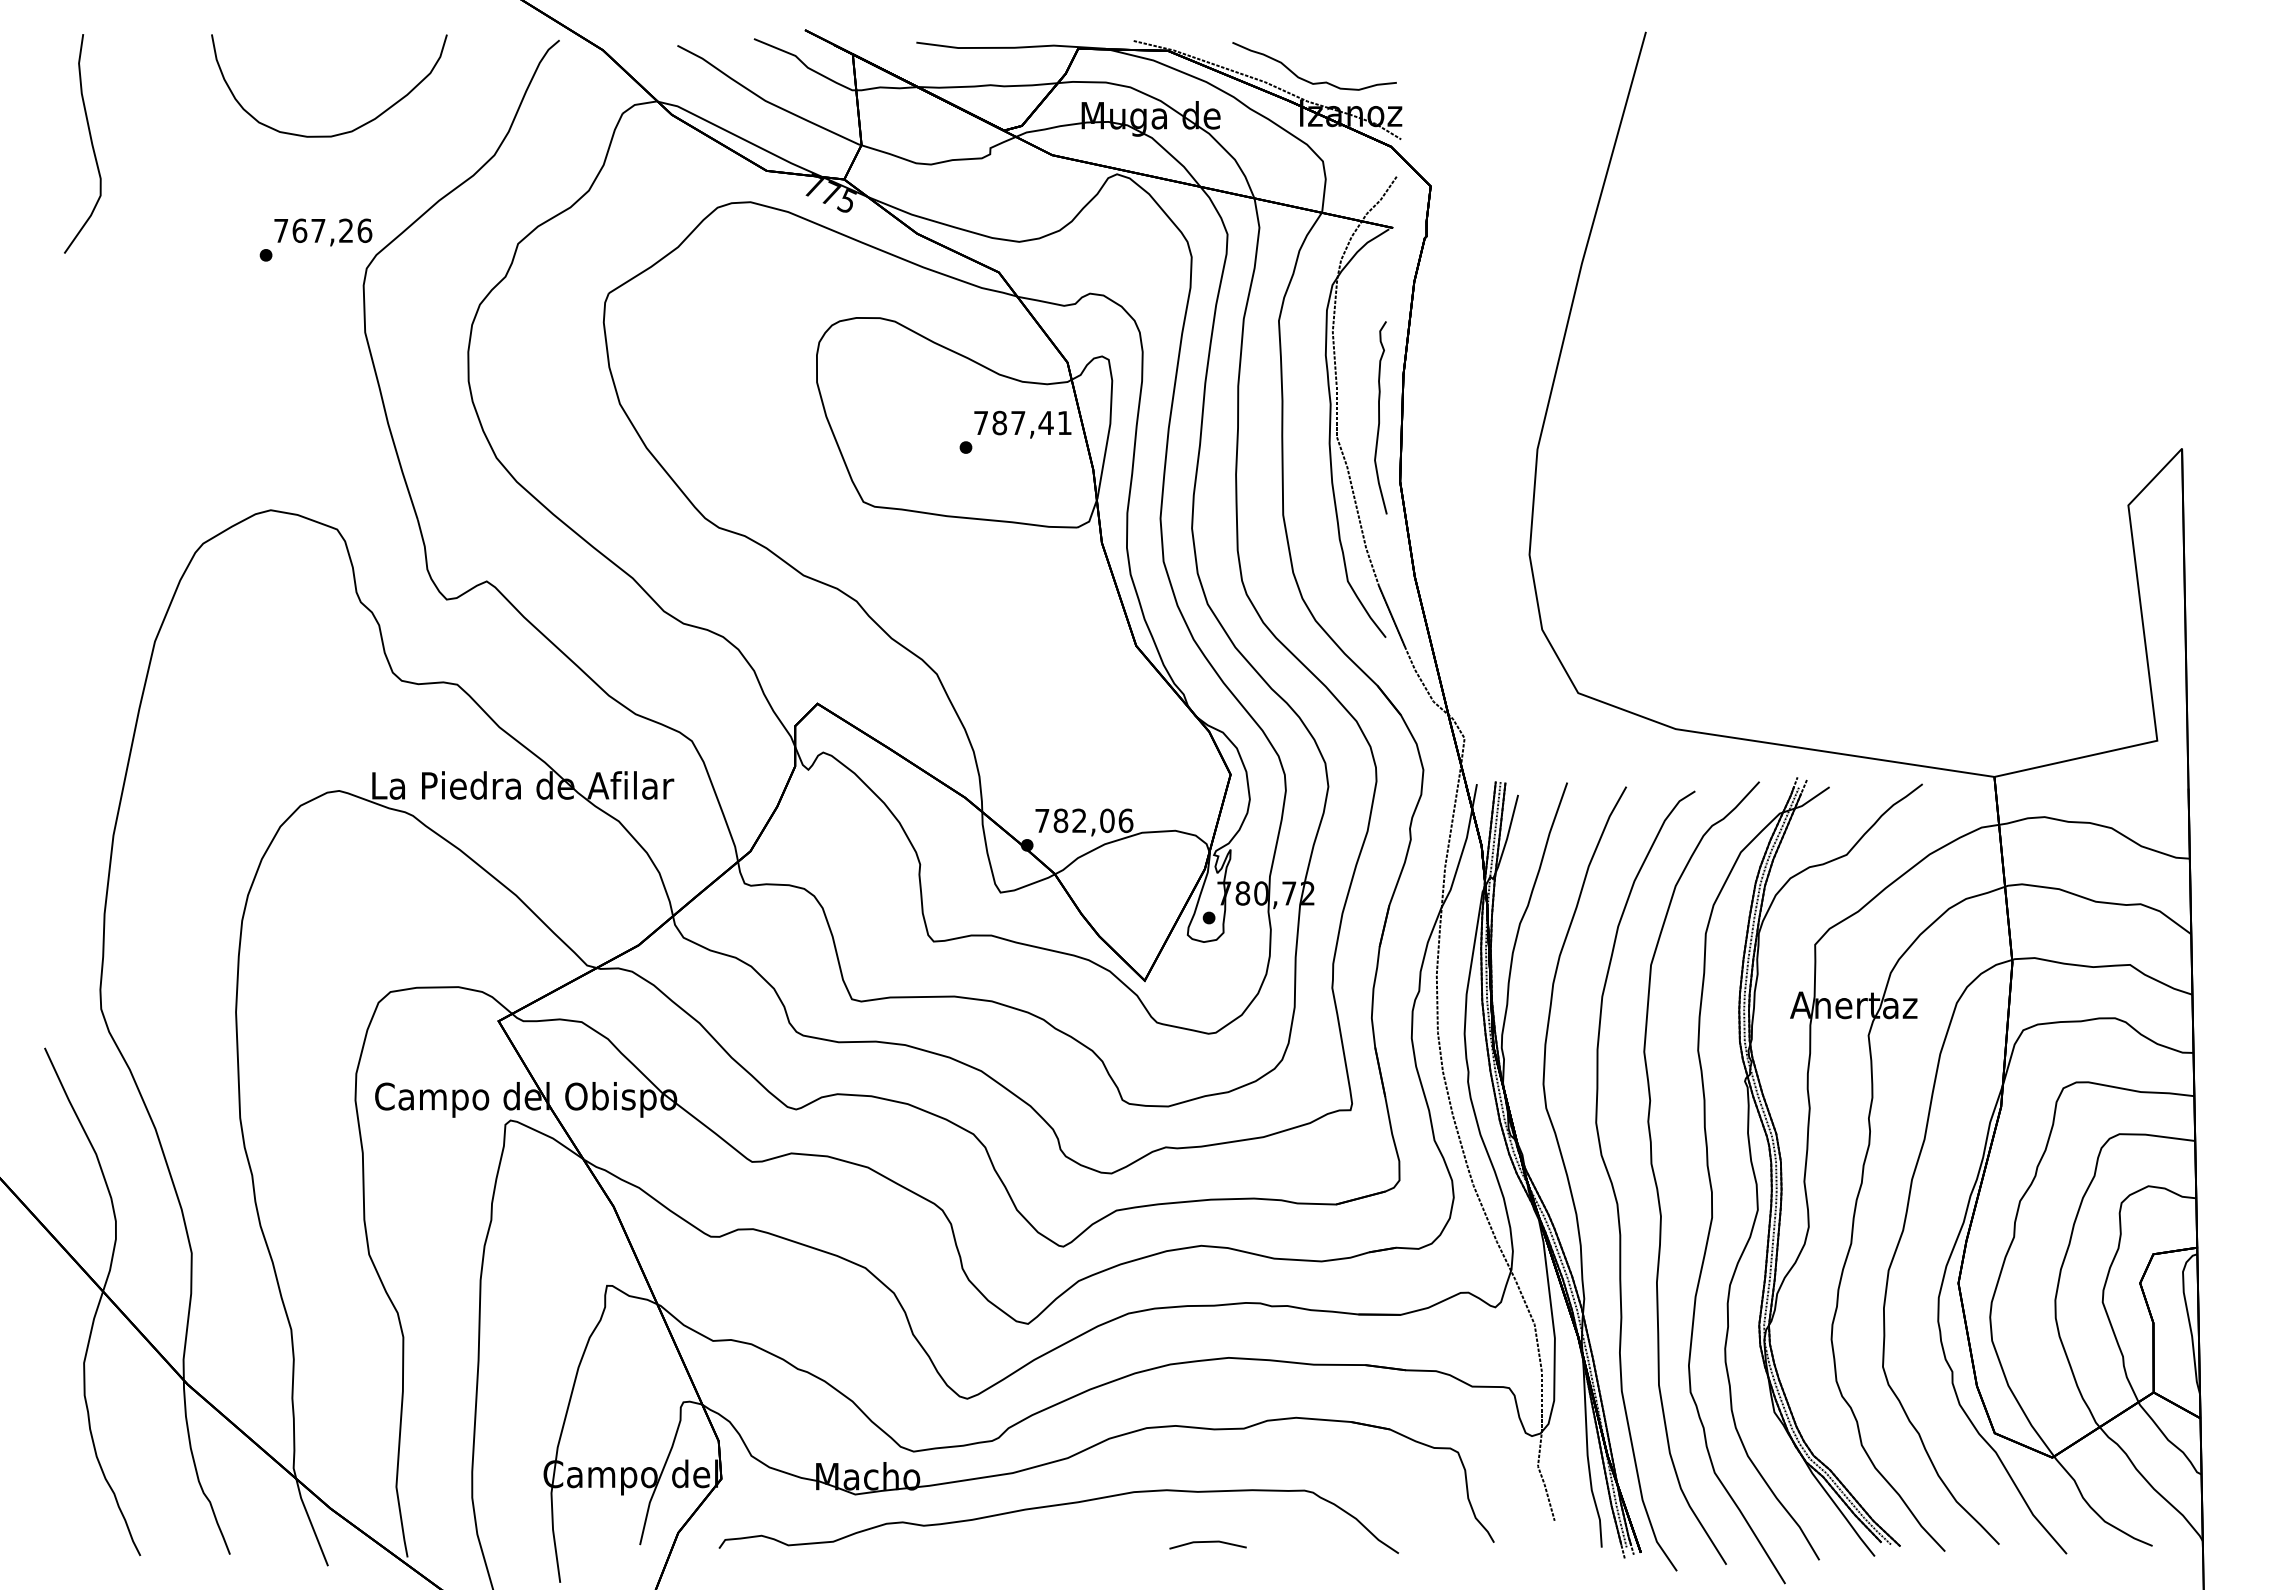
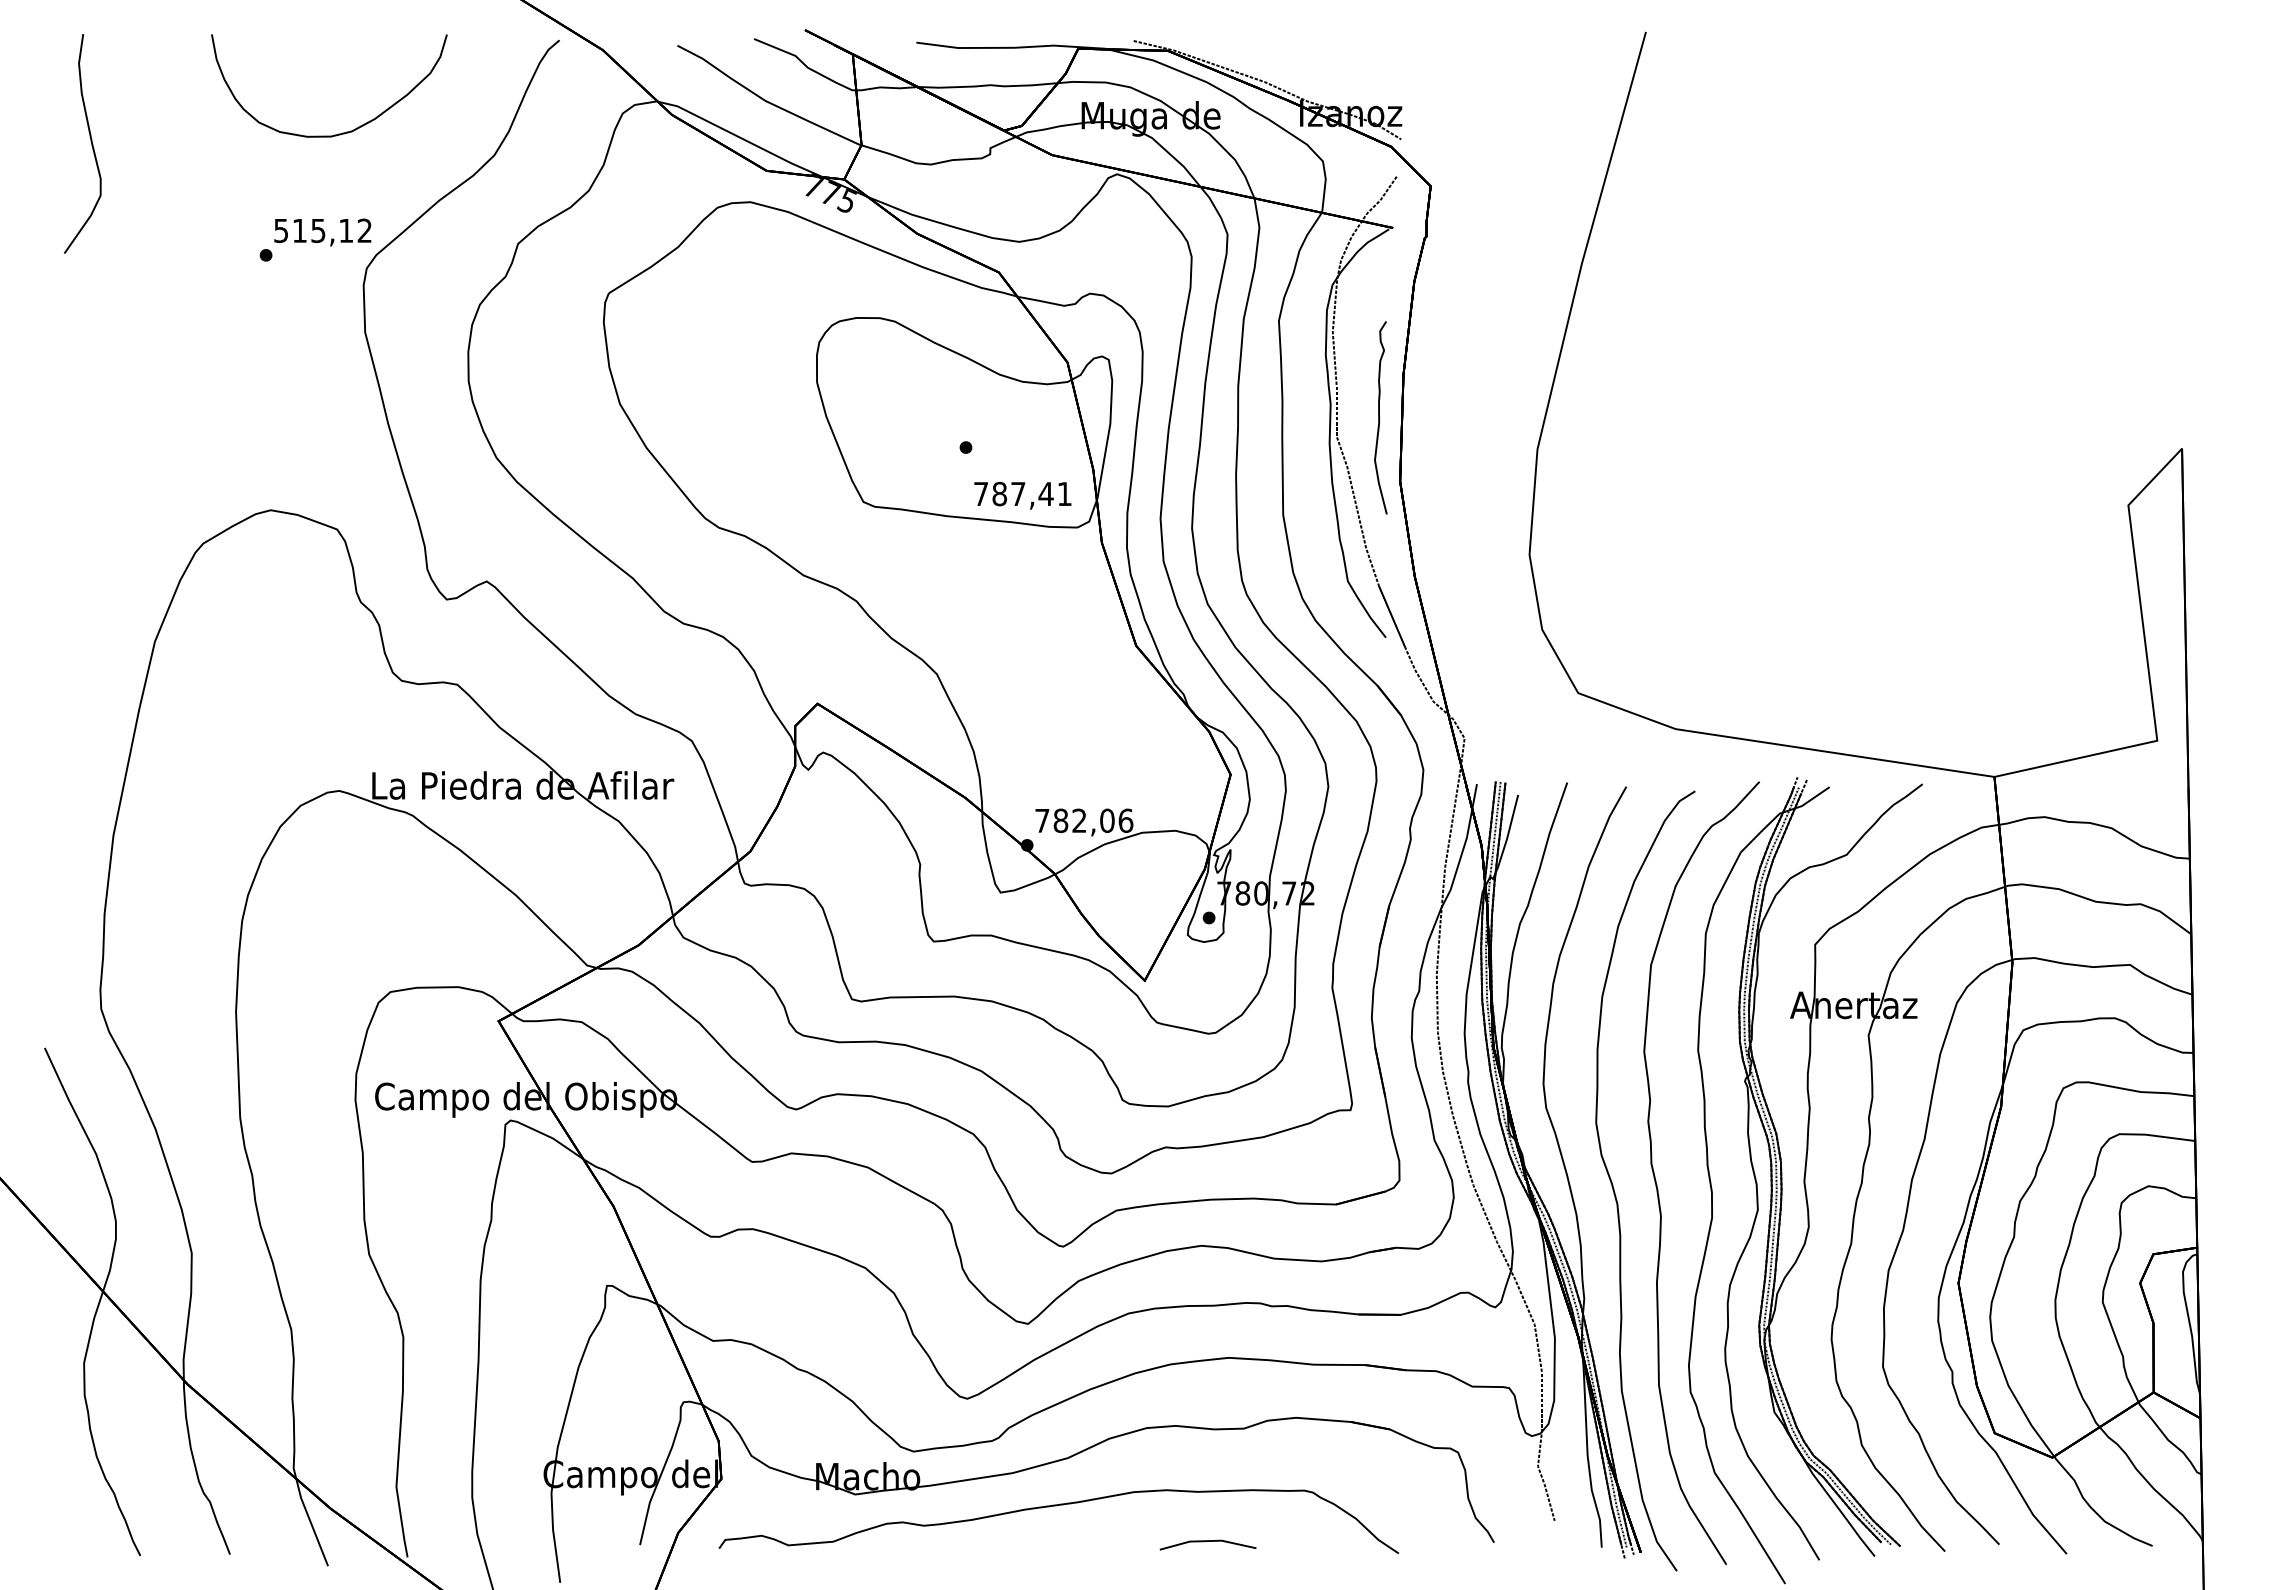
curve: present -> none (1308, 80)
text: 767,26 -> 515,12 (323, 230)
text position: (1022, 424) -> (1022, 495) (1022, 495)
part size: 78x10 px -> 98x12 px (1207, 1544)
